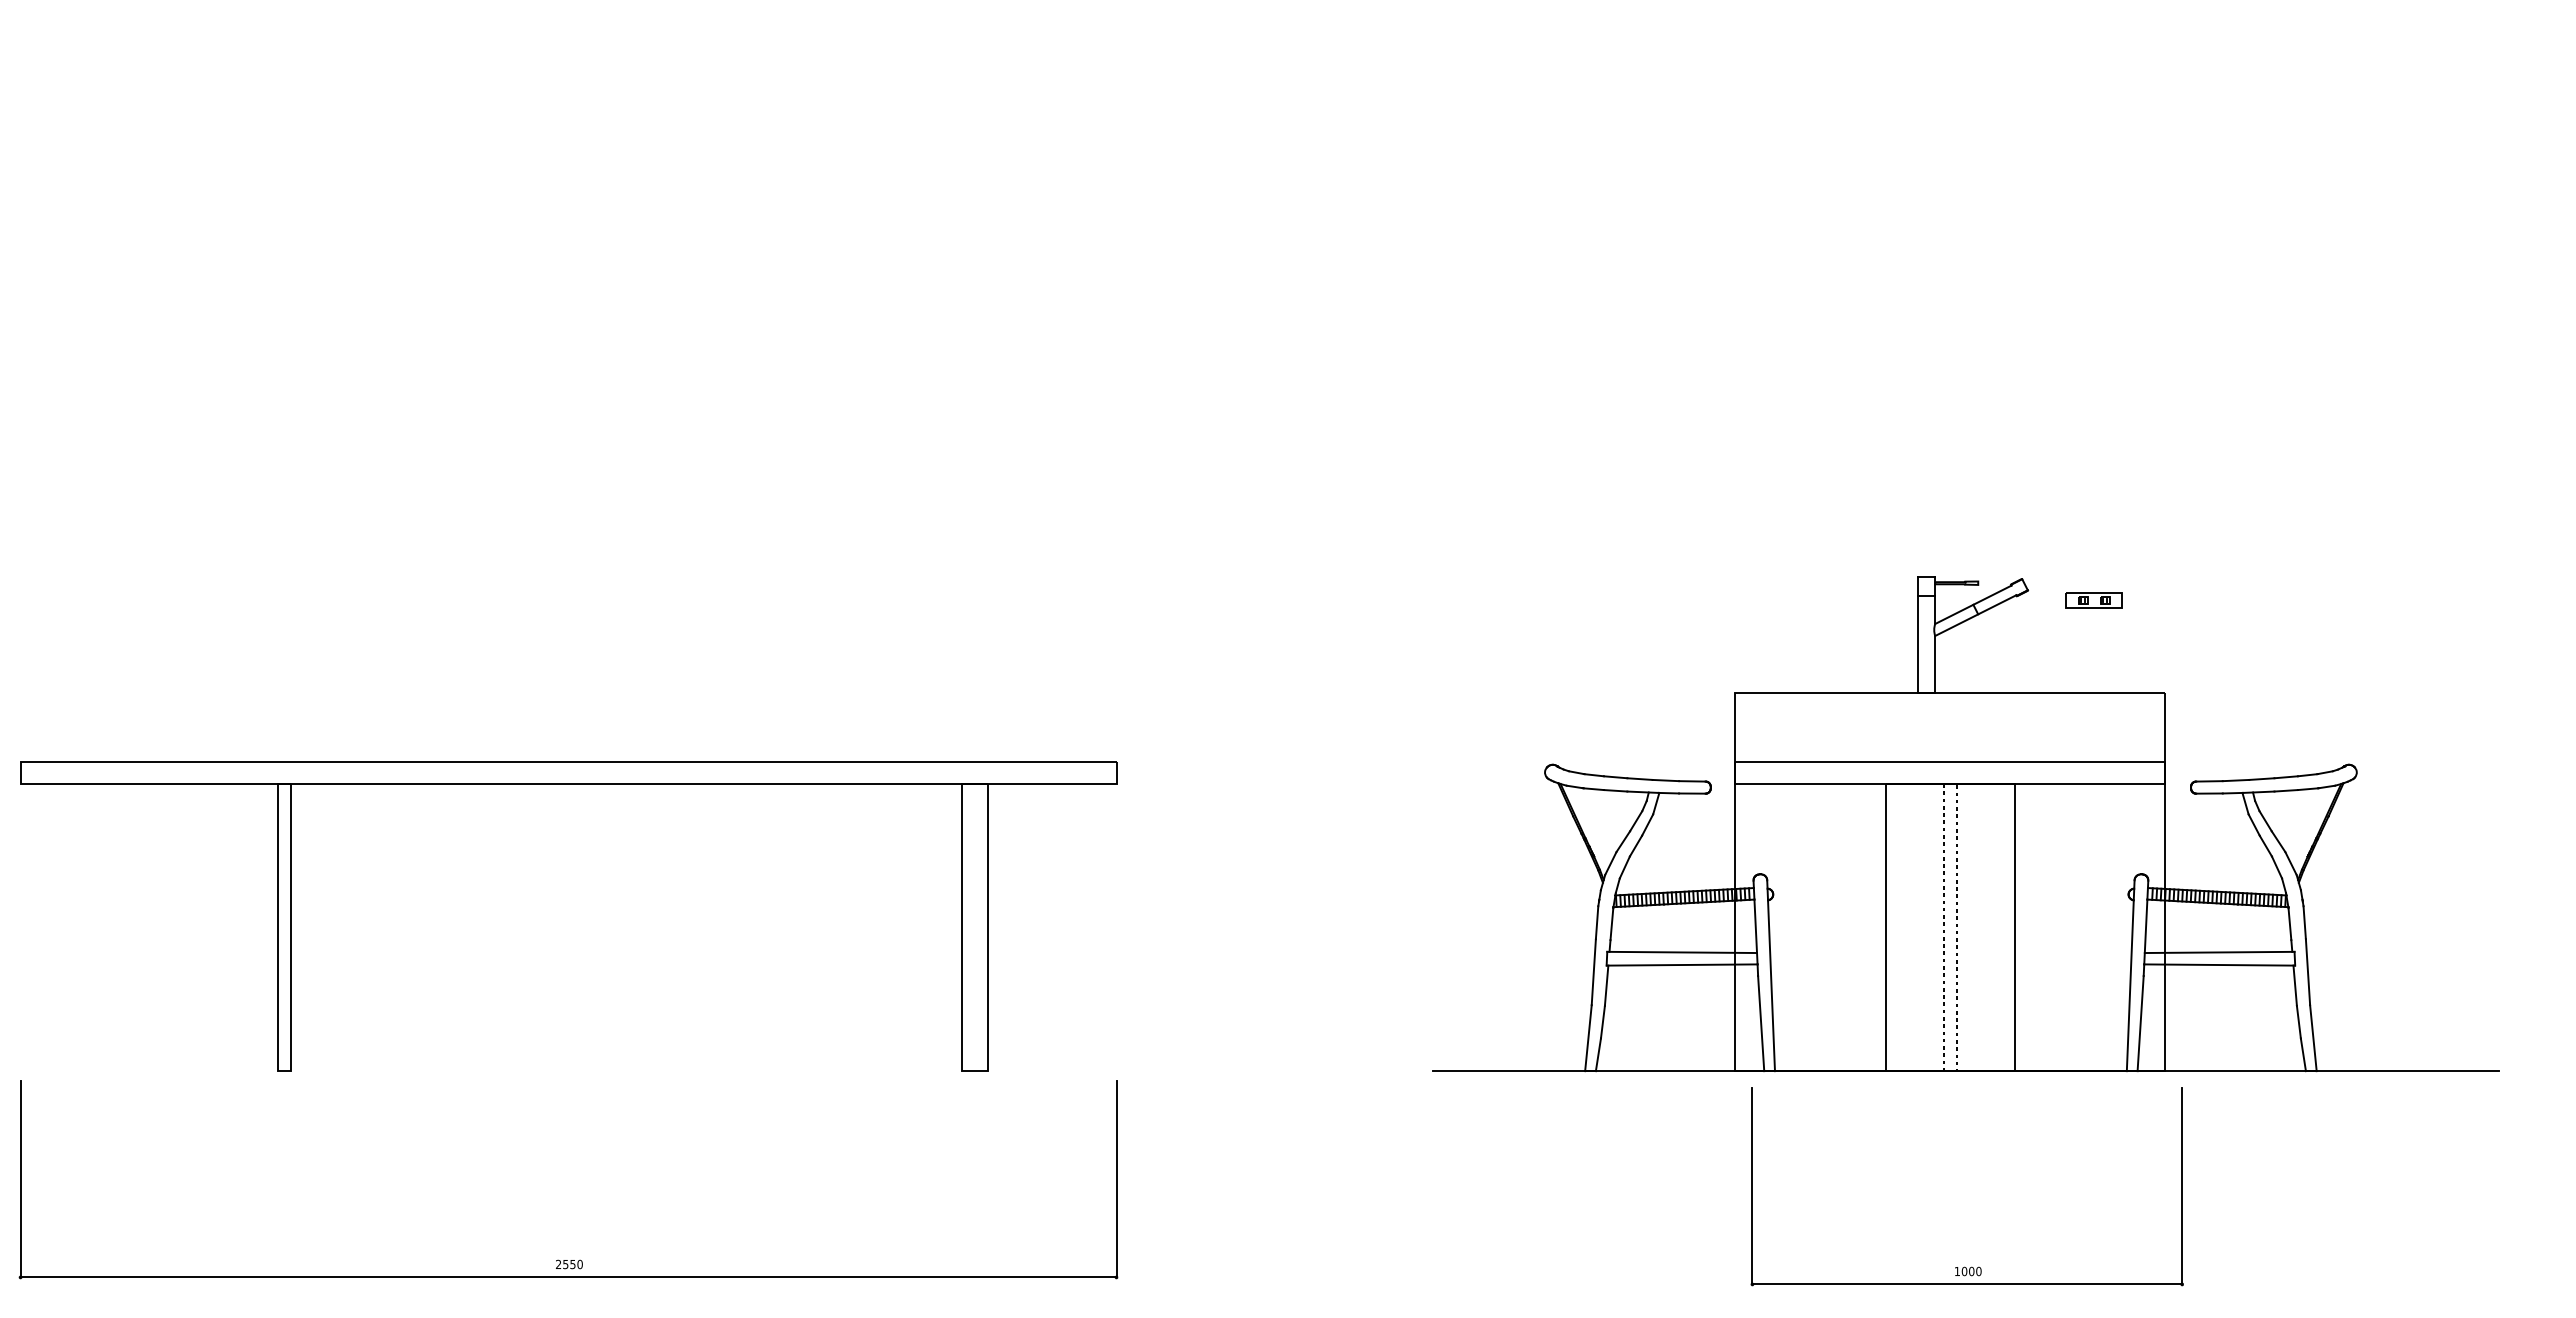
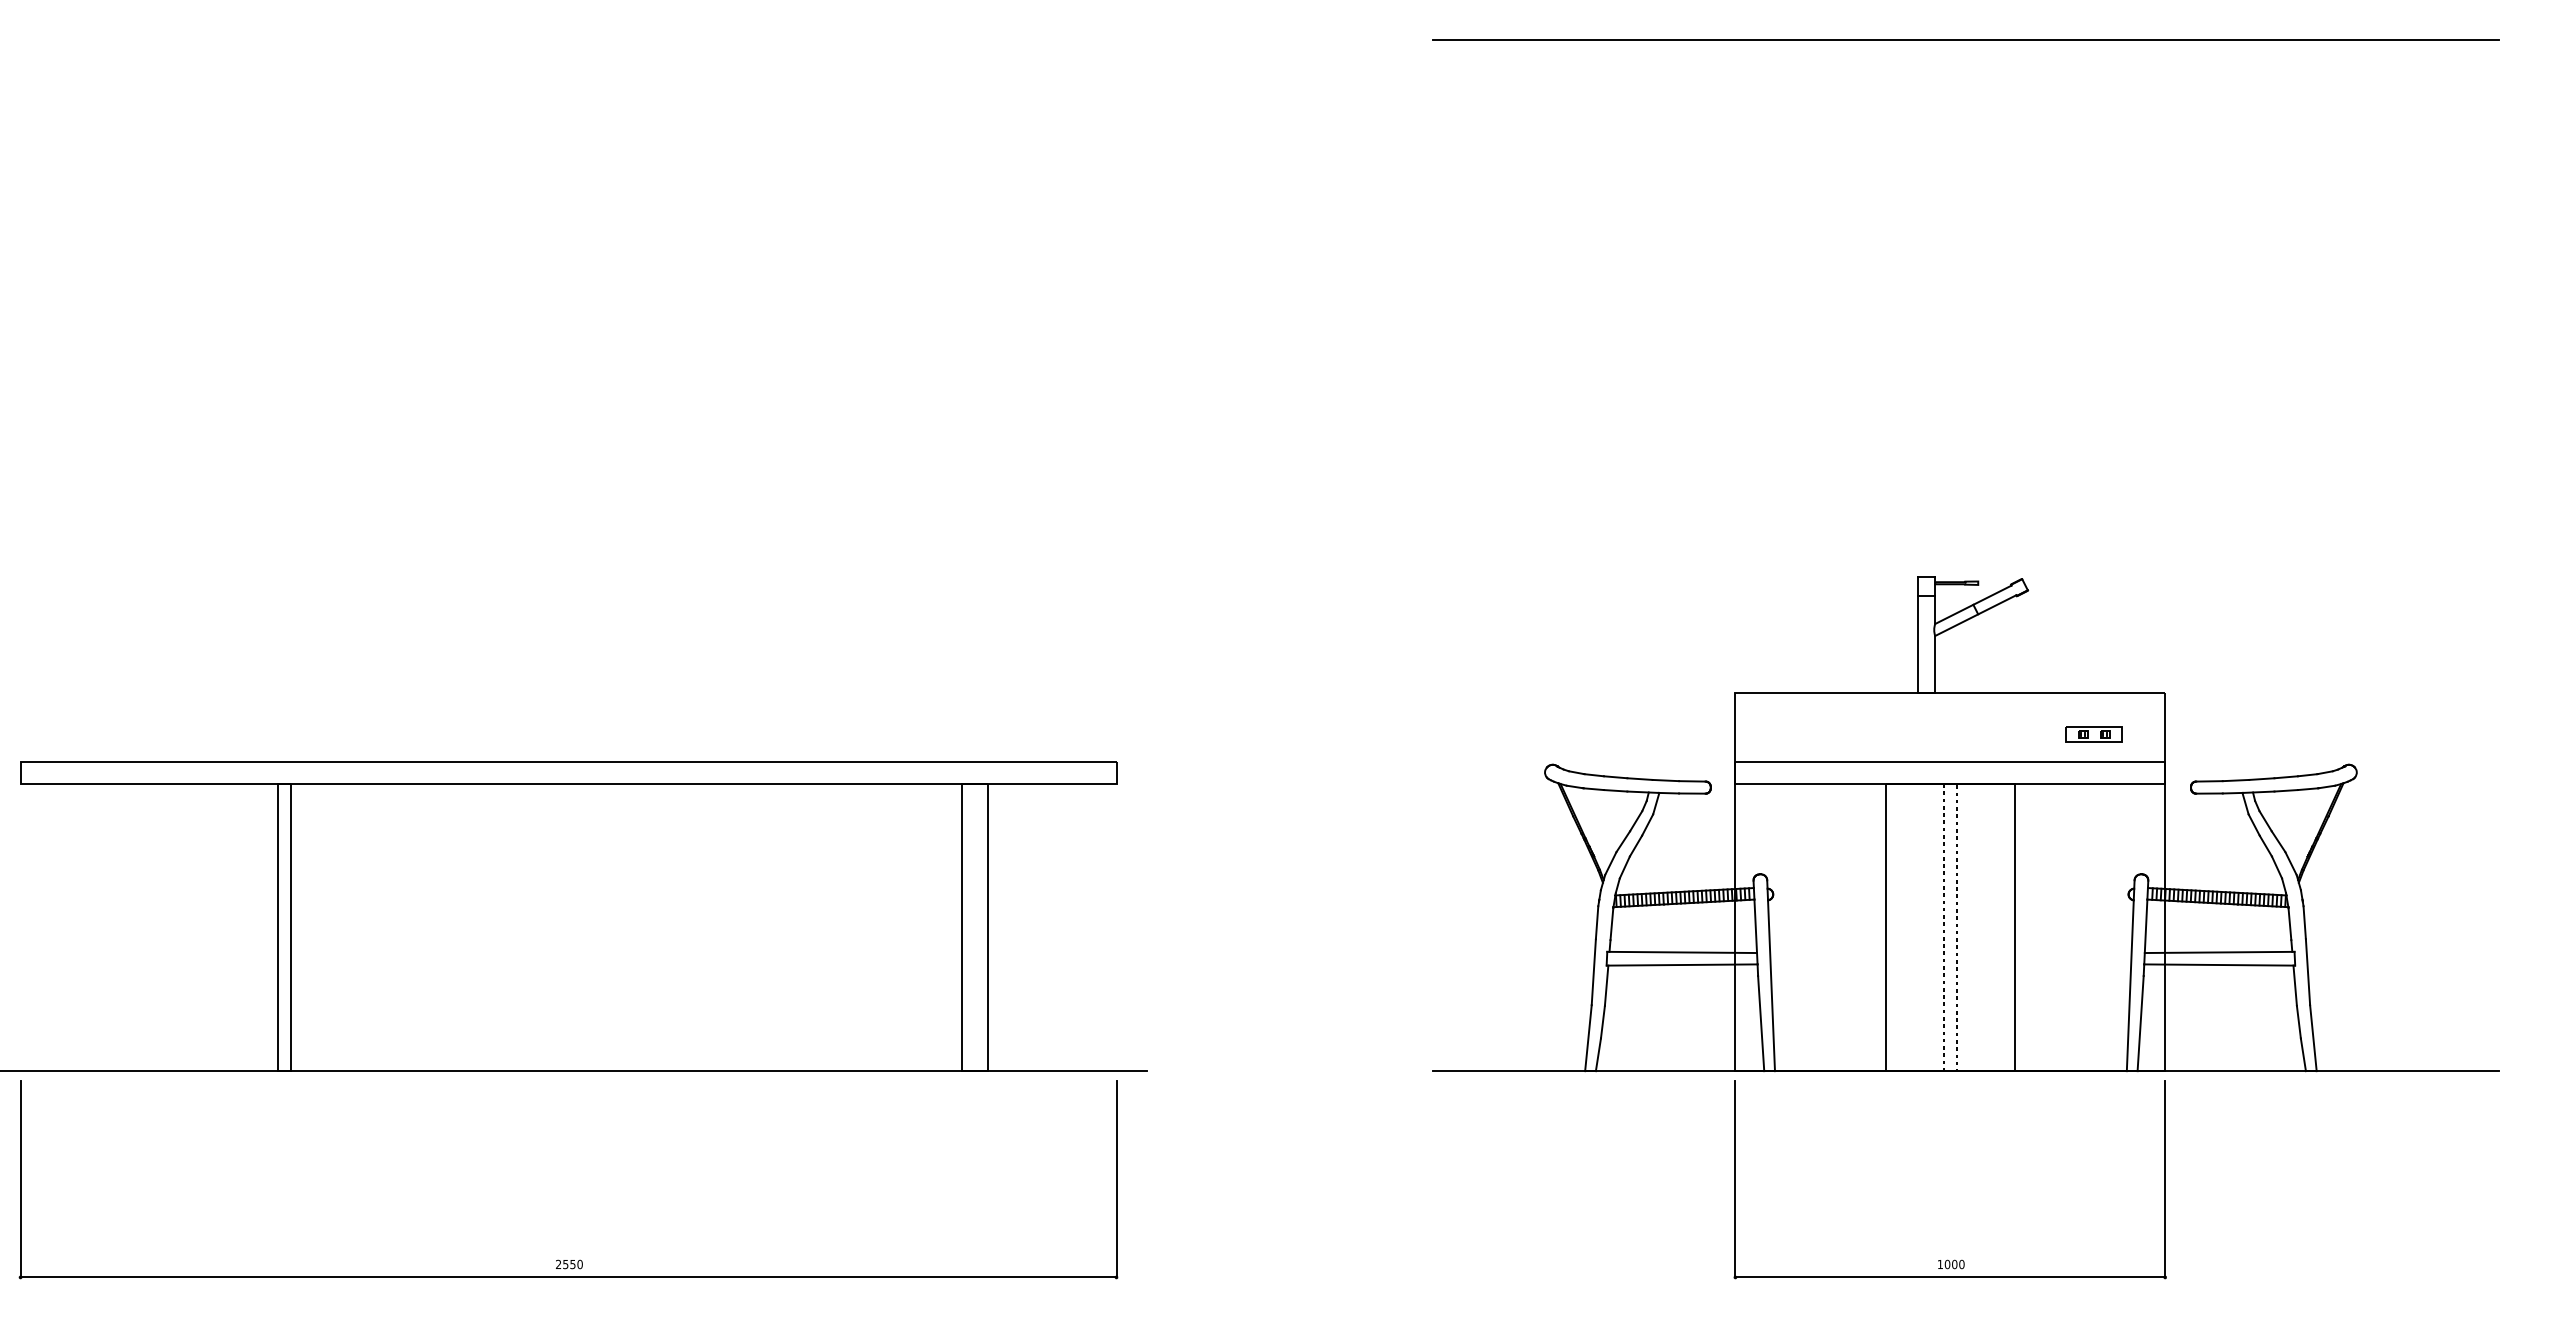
line: none -> present (1965, 39)
part position: (2093, 600) -> (2093, 734) (2093, 734)
line: none -> present (574, 1071)
part position: (1964, 1266) -> (1947, 1259) (1947, 1259)
